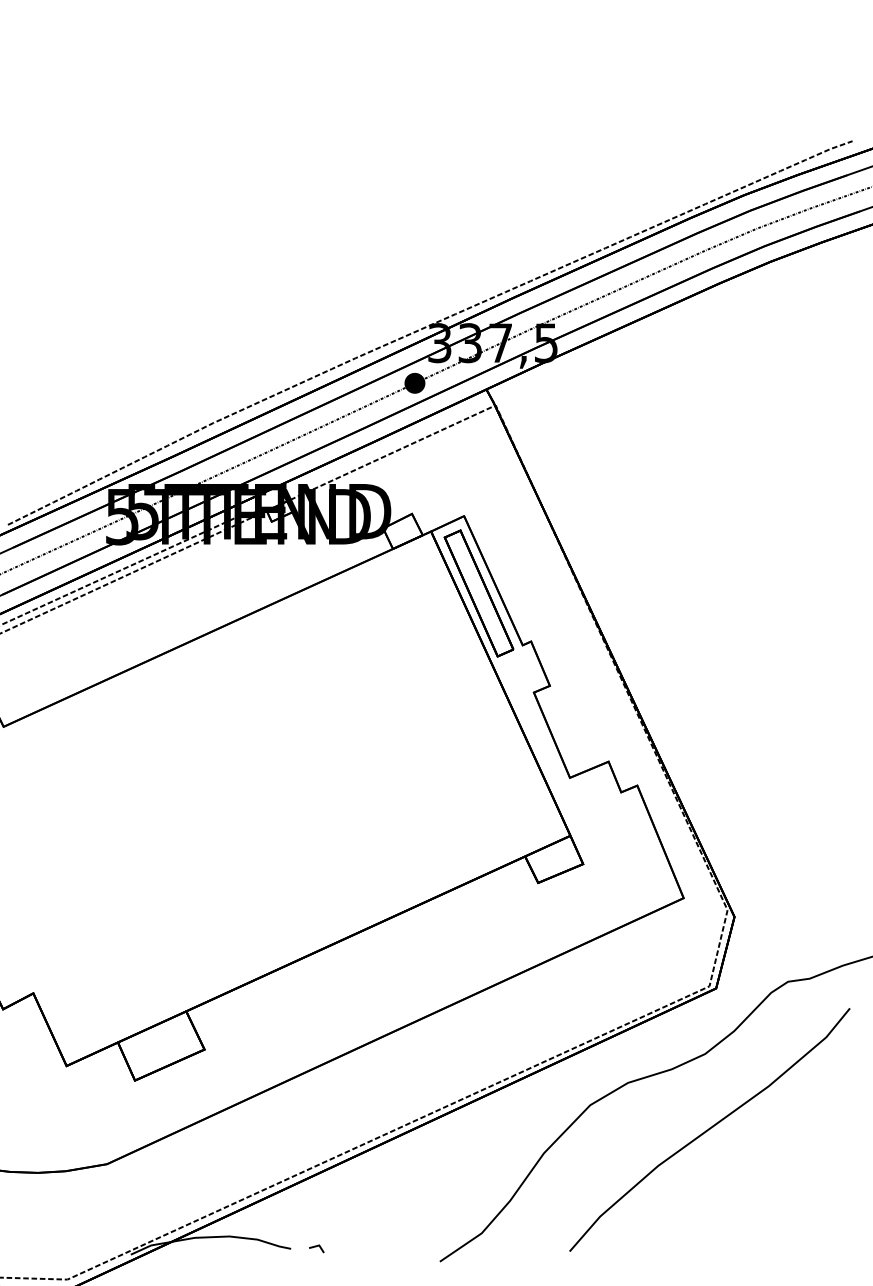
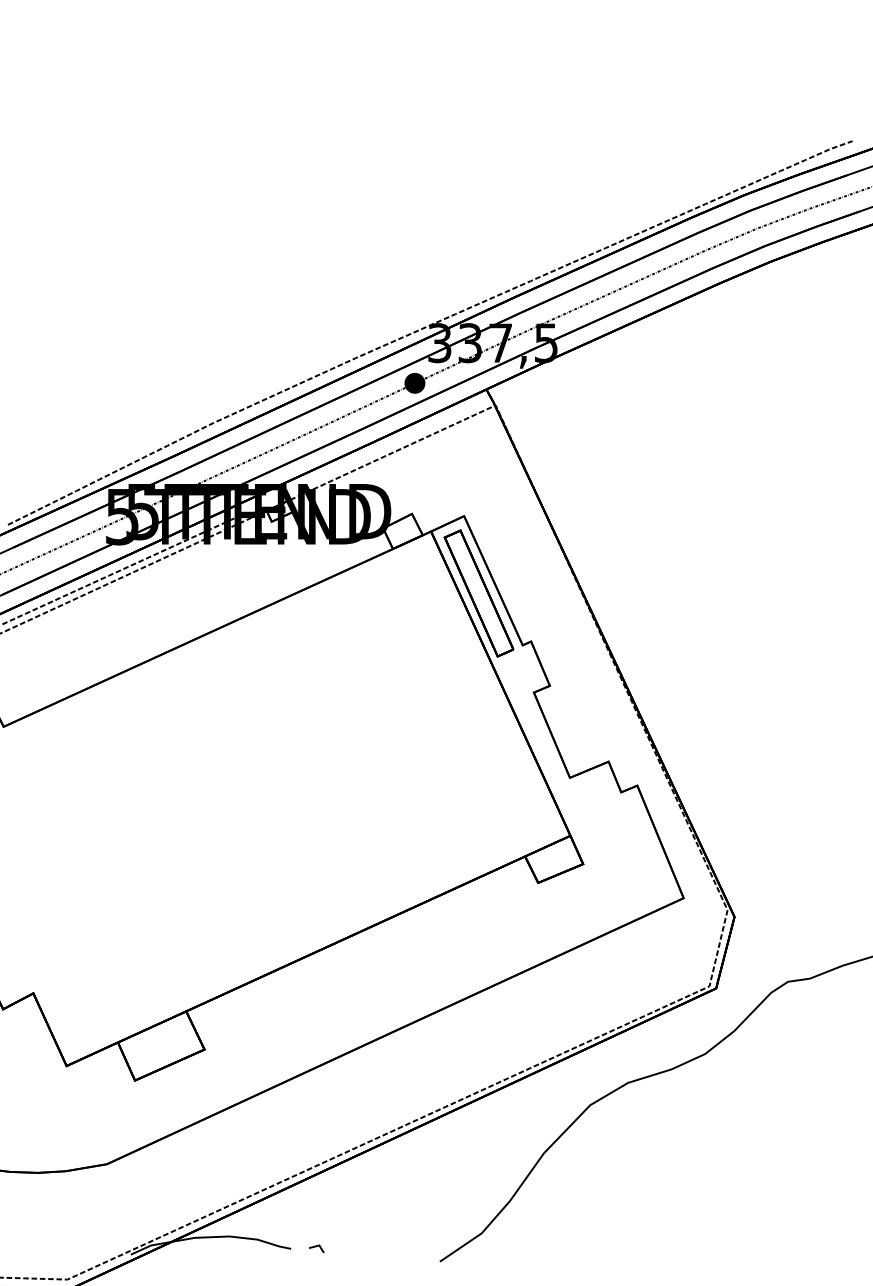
curve: present -> none (709, 1129)
